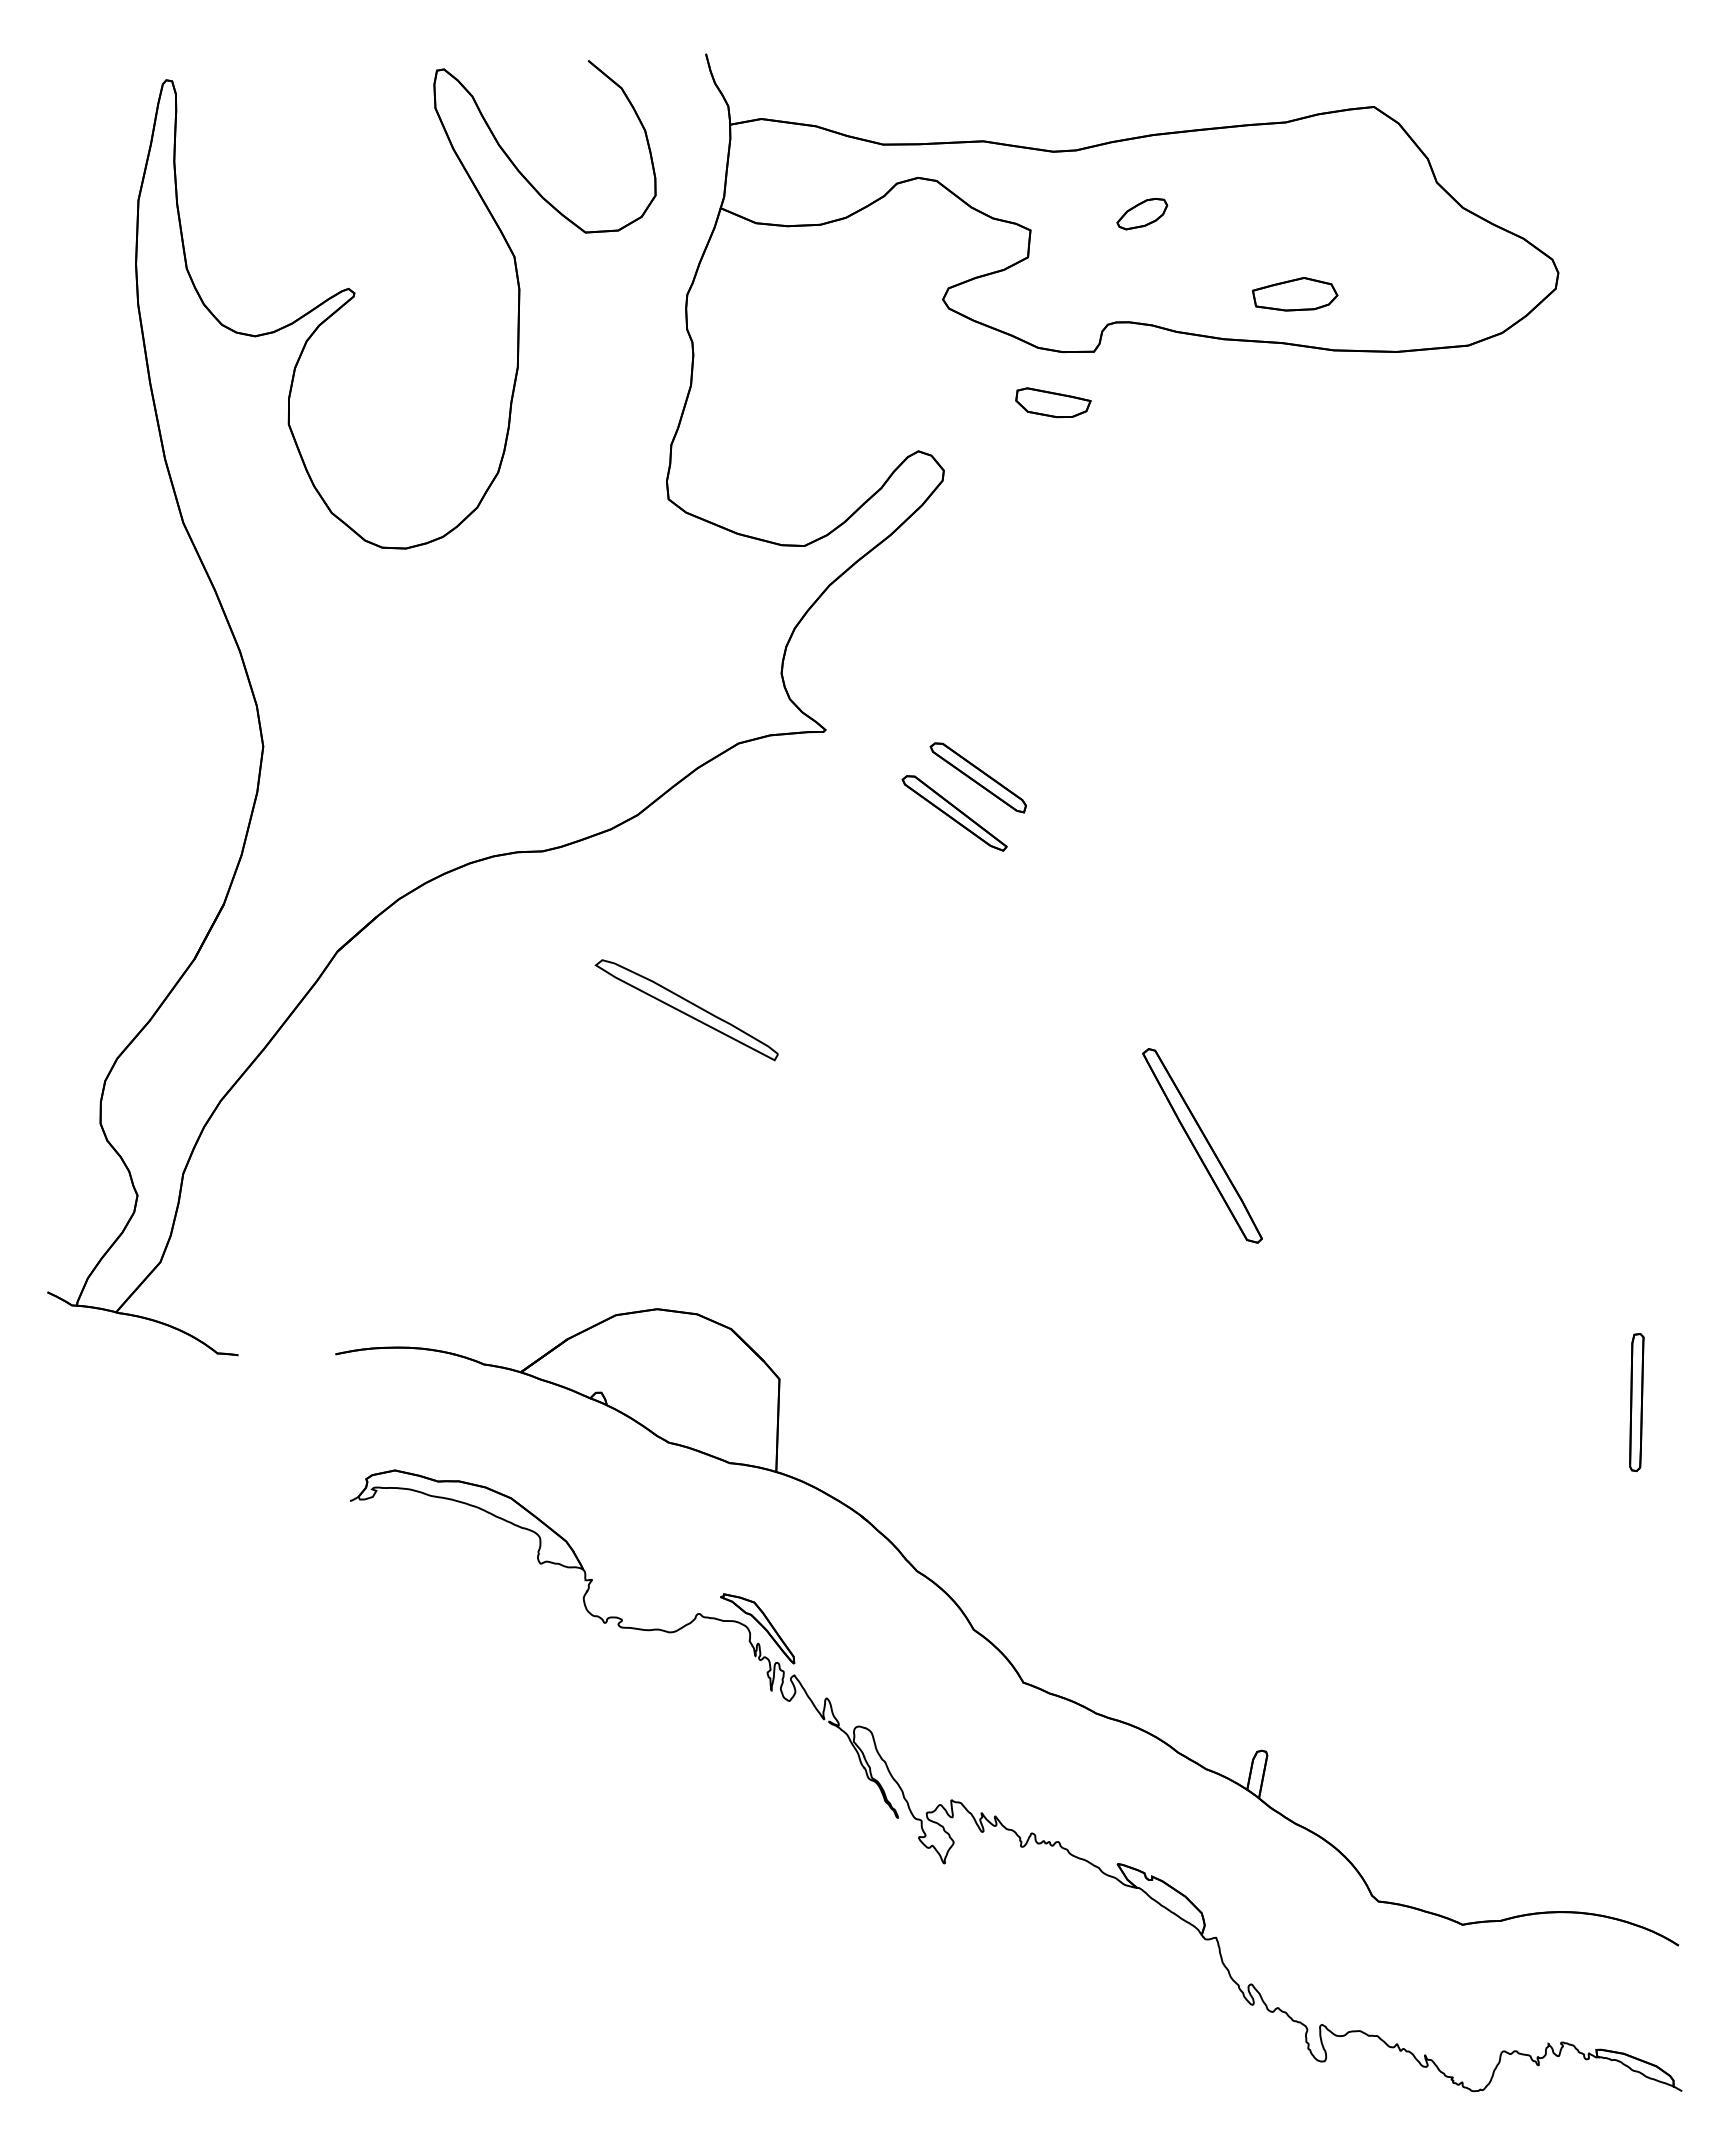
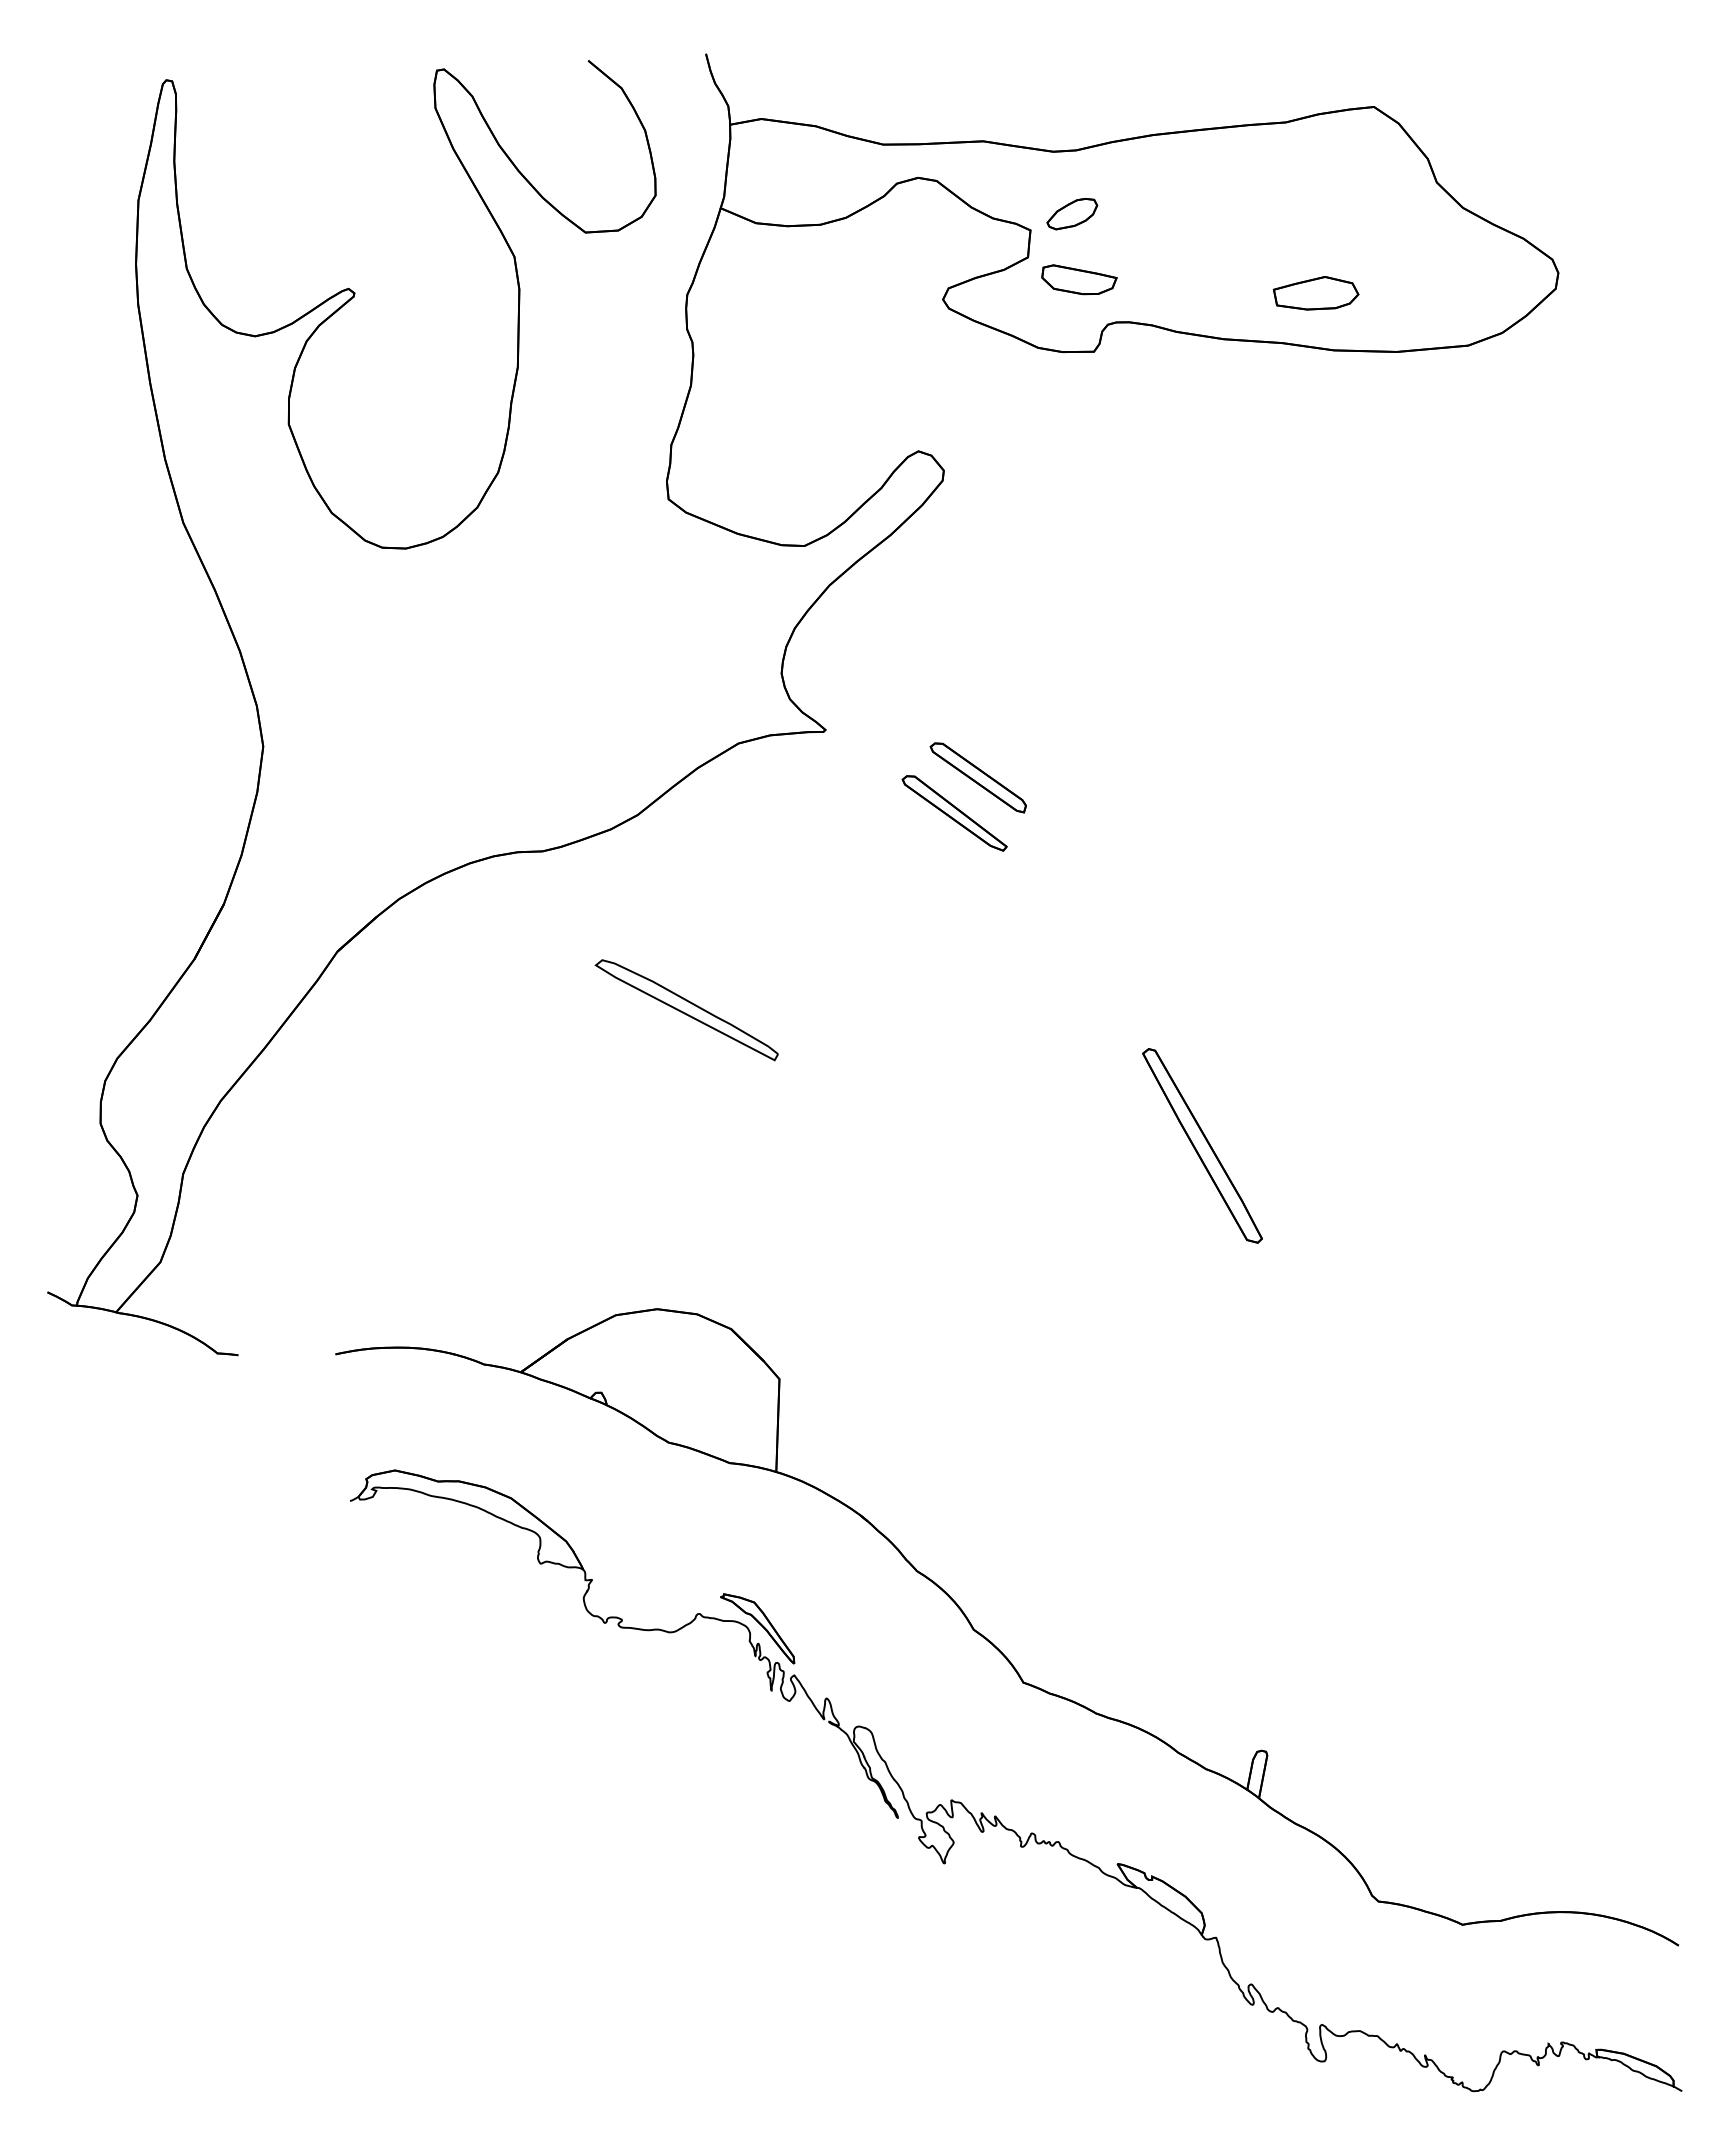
part position: (1142, 214) -> (1072, 214) (1072, 214)
part position: (1295, 294) -> (1316, 293) (1316, 293)
part position: (1053, 402) -> (1079, 279) (1079, 279)
part: present -> none (1636, 1402)
